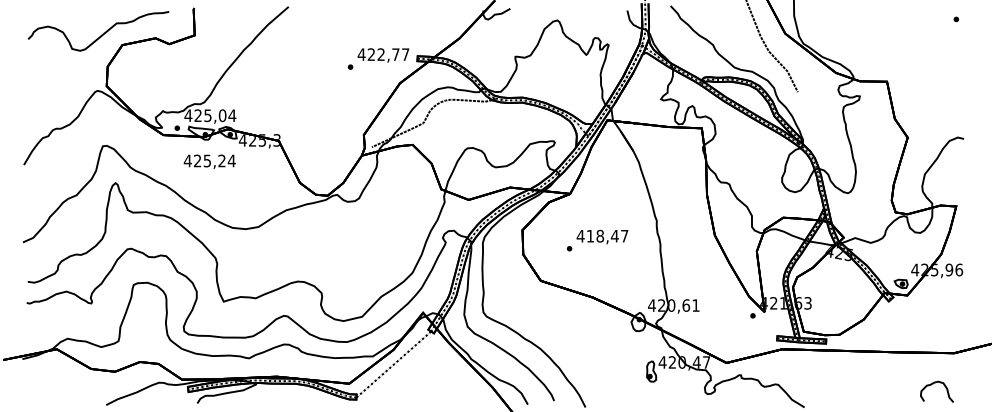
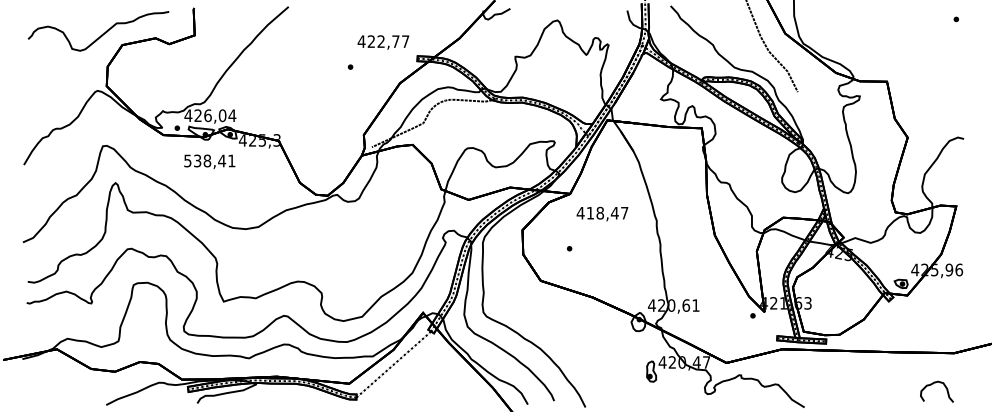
text position: (383, 55) -> (383, 42) (383, 42)
text: 425,04 -> 426,04 (207, 115)
text: 425,24 -> 538,41 (209, 160)
text position: (602, 236) -> (602, 213) (602, 213)
